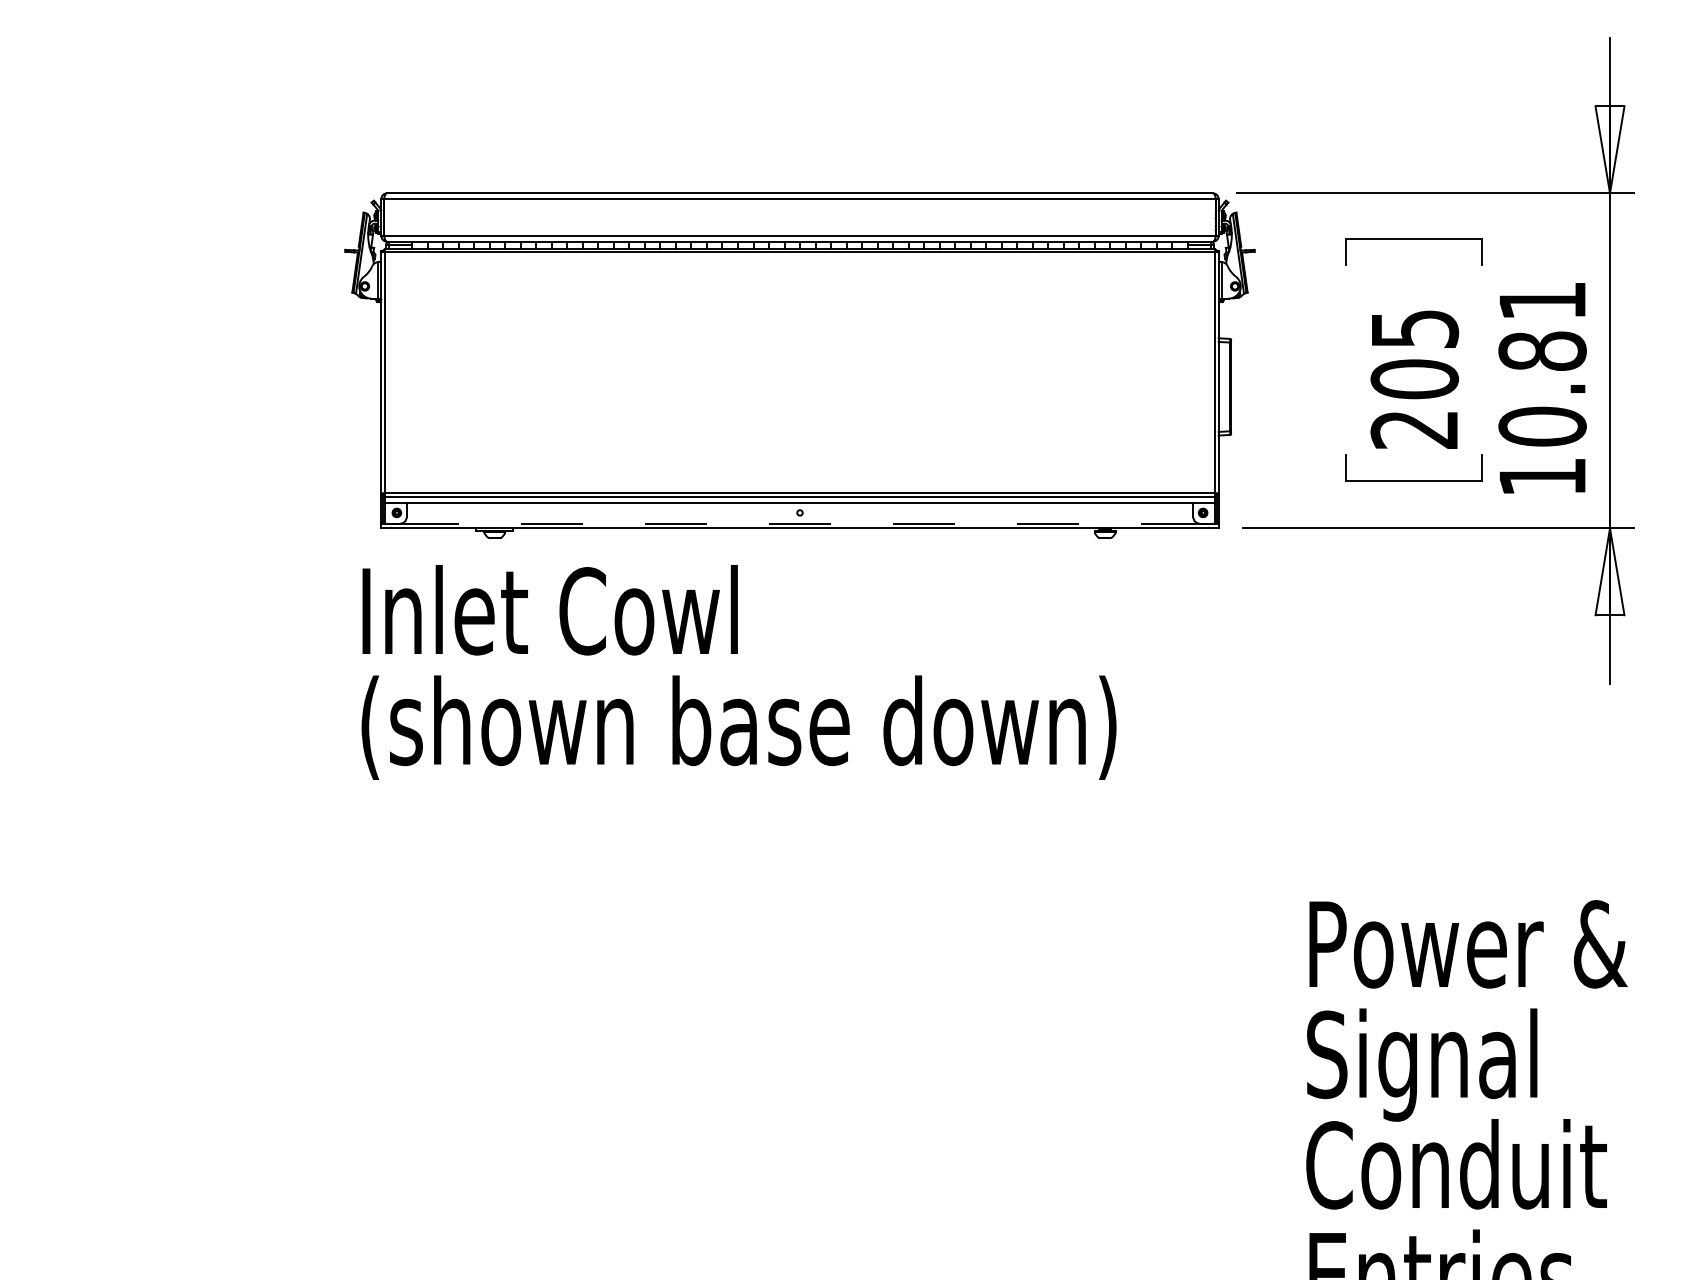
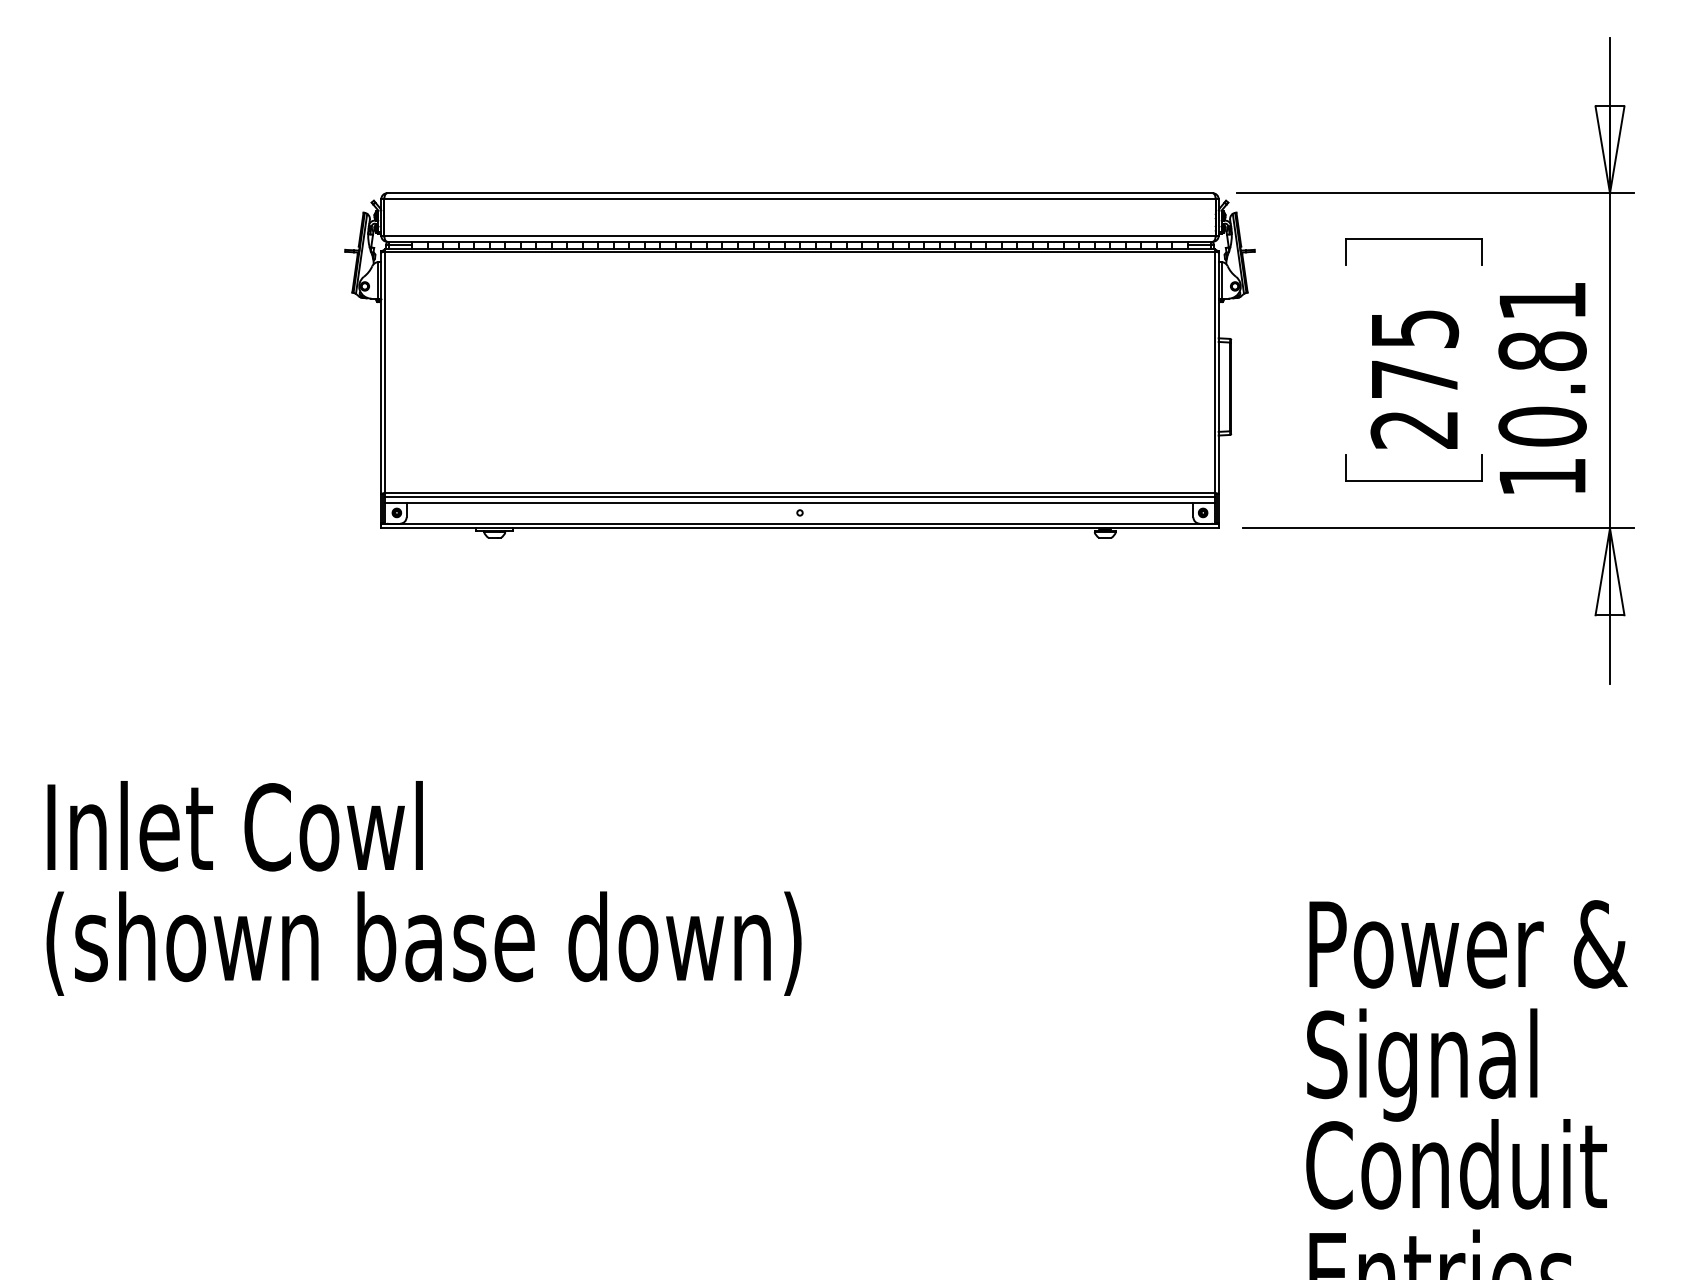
text: 205 -> 275 (1414, 379)
line: dashed -> solid (800, 523)
text position: (738, 672) -> (423, 888) (423, 888)
